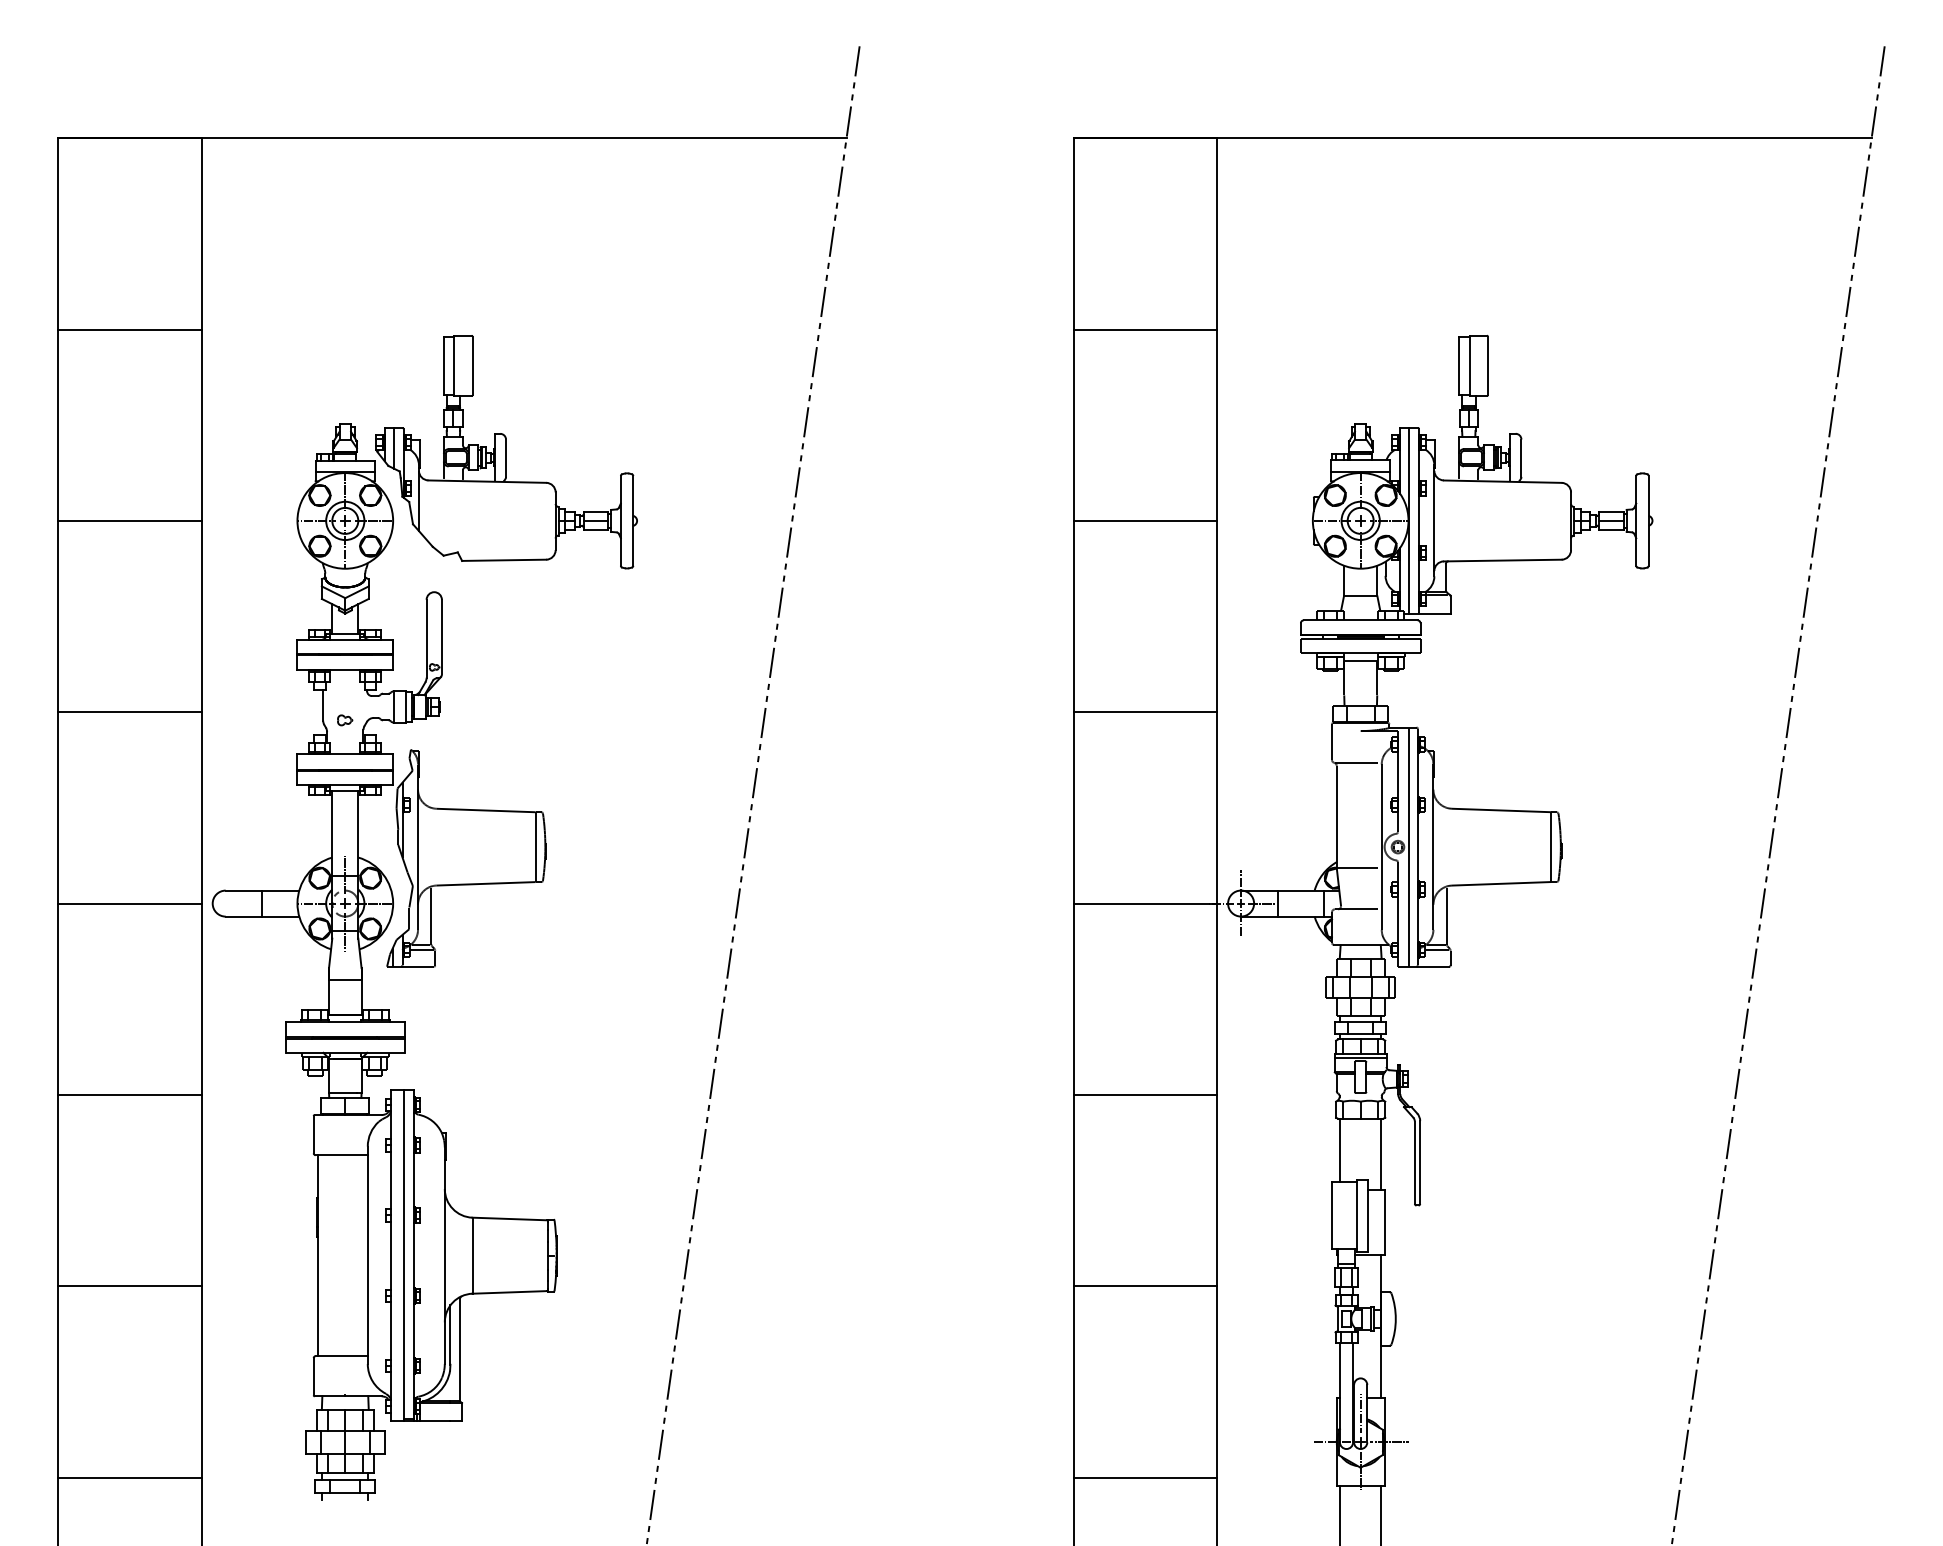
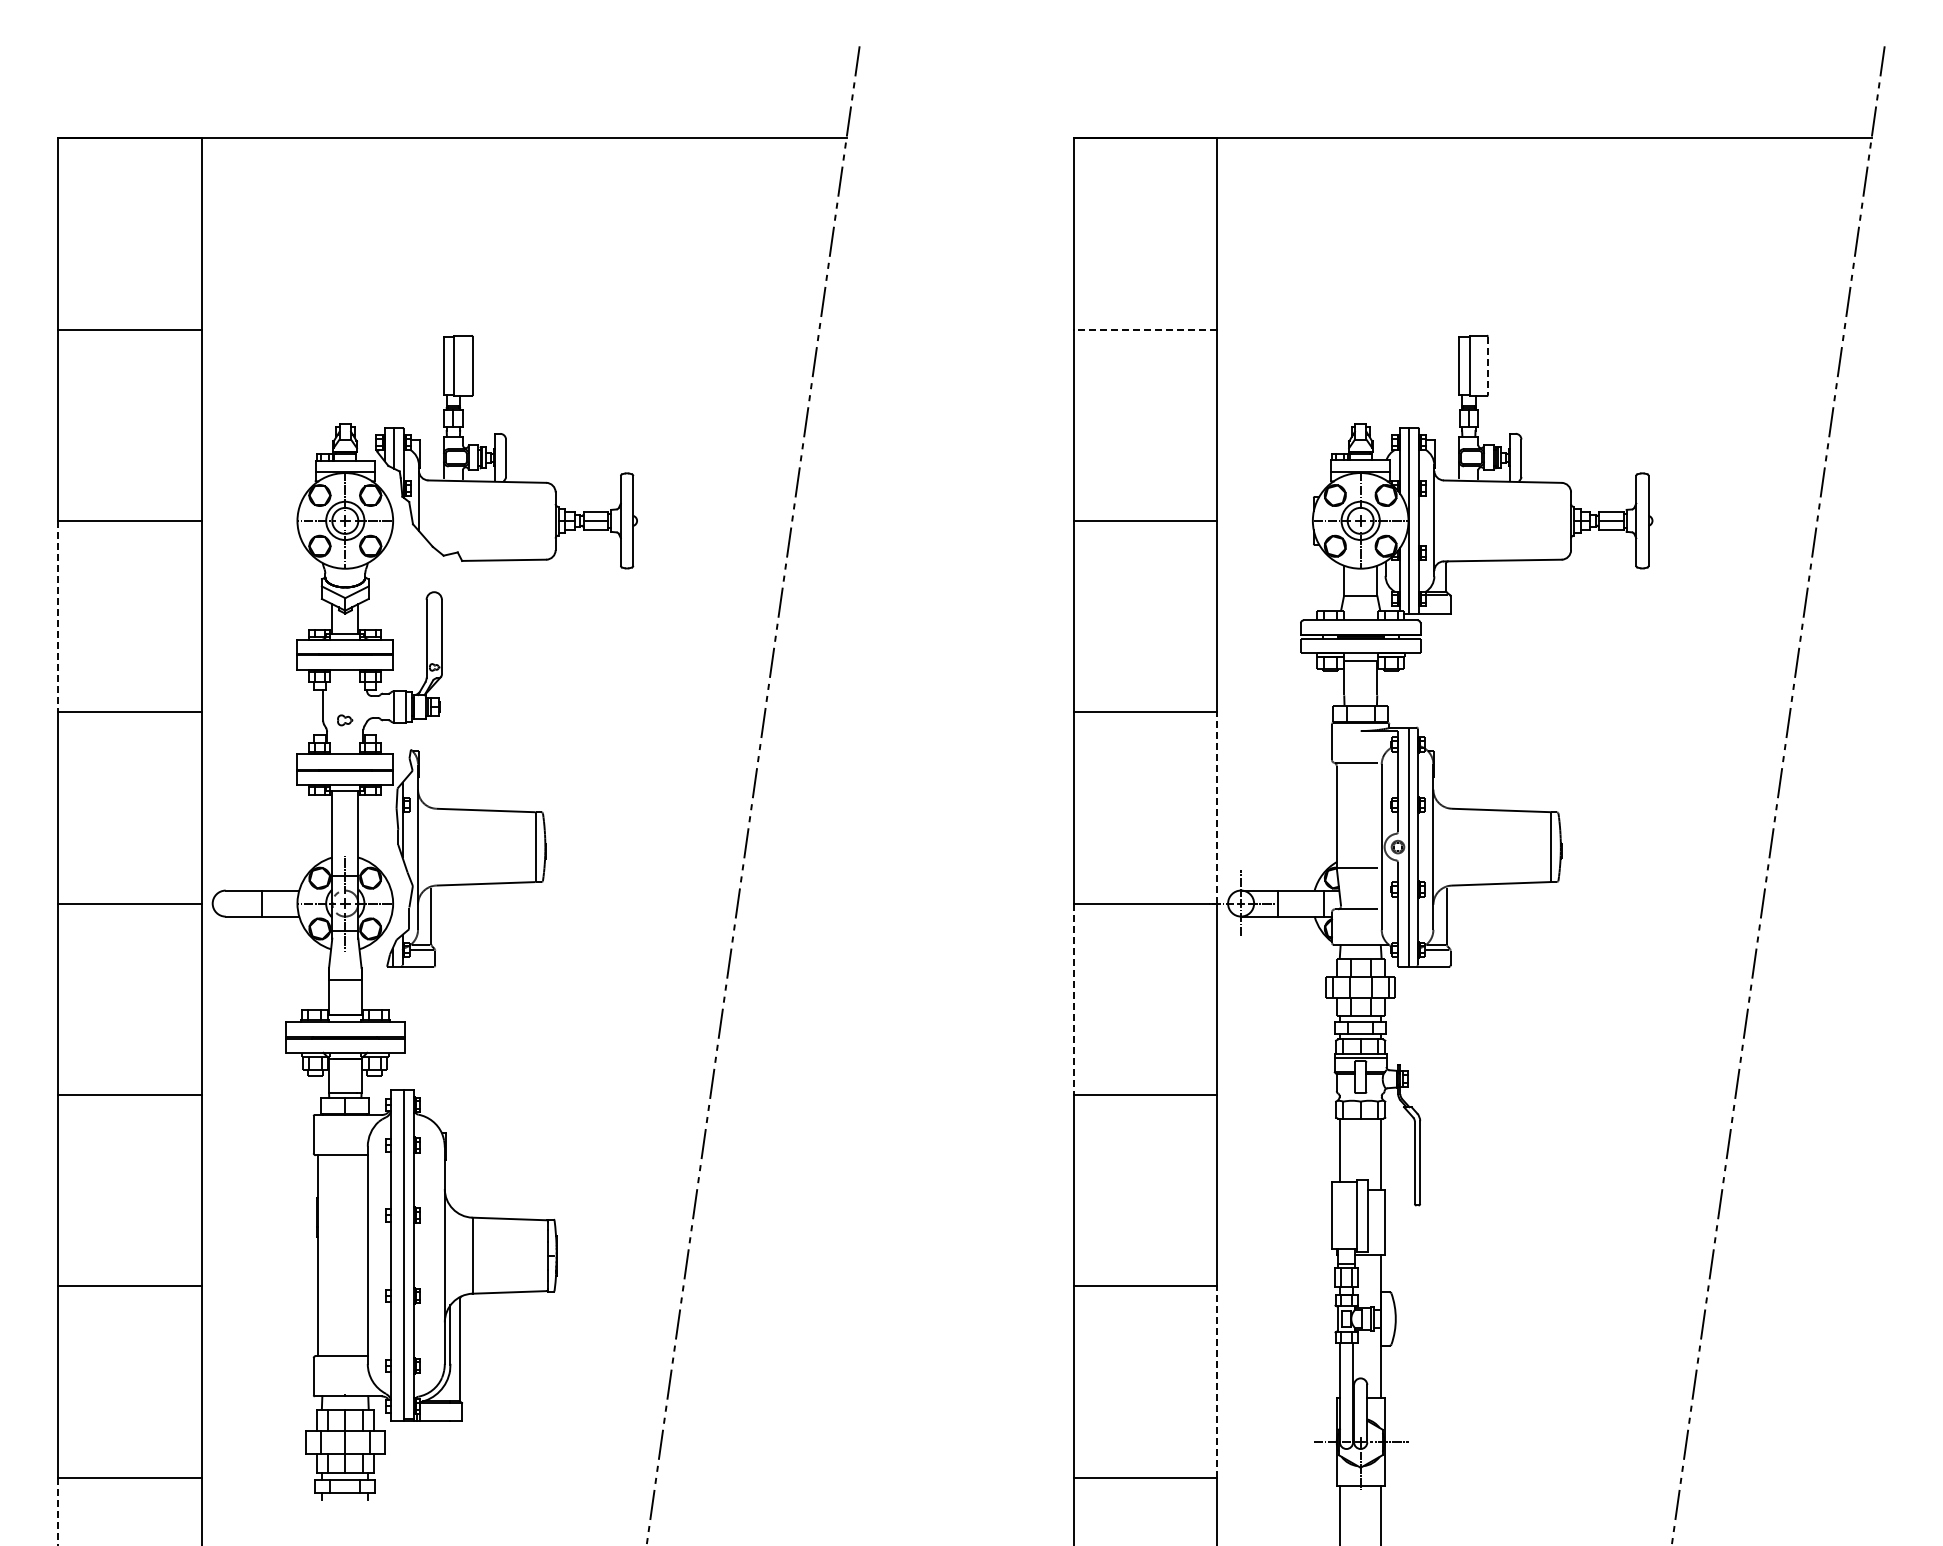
line: solid -> dashed (1145, 329)
line: solid -> dashed (1487, 366)
line: solid -> dashed (58, 616)
line: solid -> dashed (1217, 807)
line: solid -> dashed (1073, 999)
line: solid -> dashed (1217, 1381)
line: present -> none (1360, 1413)
line: solid -> dashed (58, 1511)
